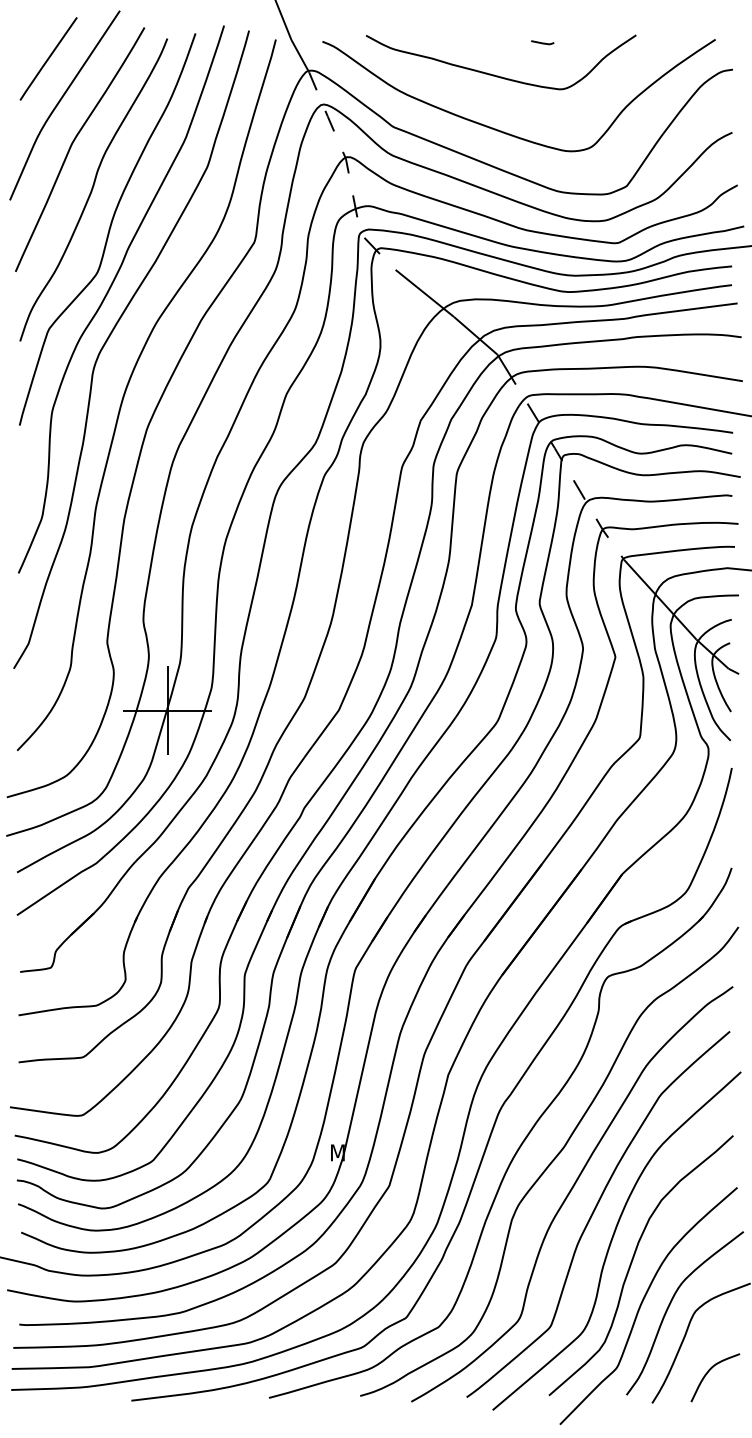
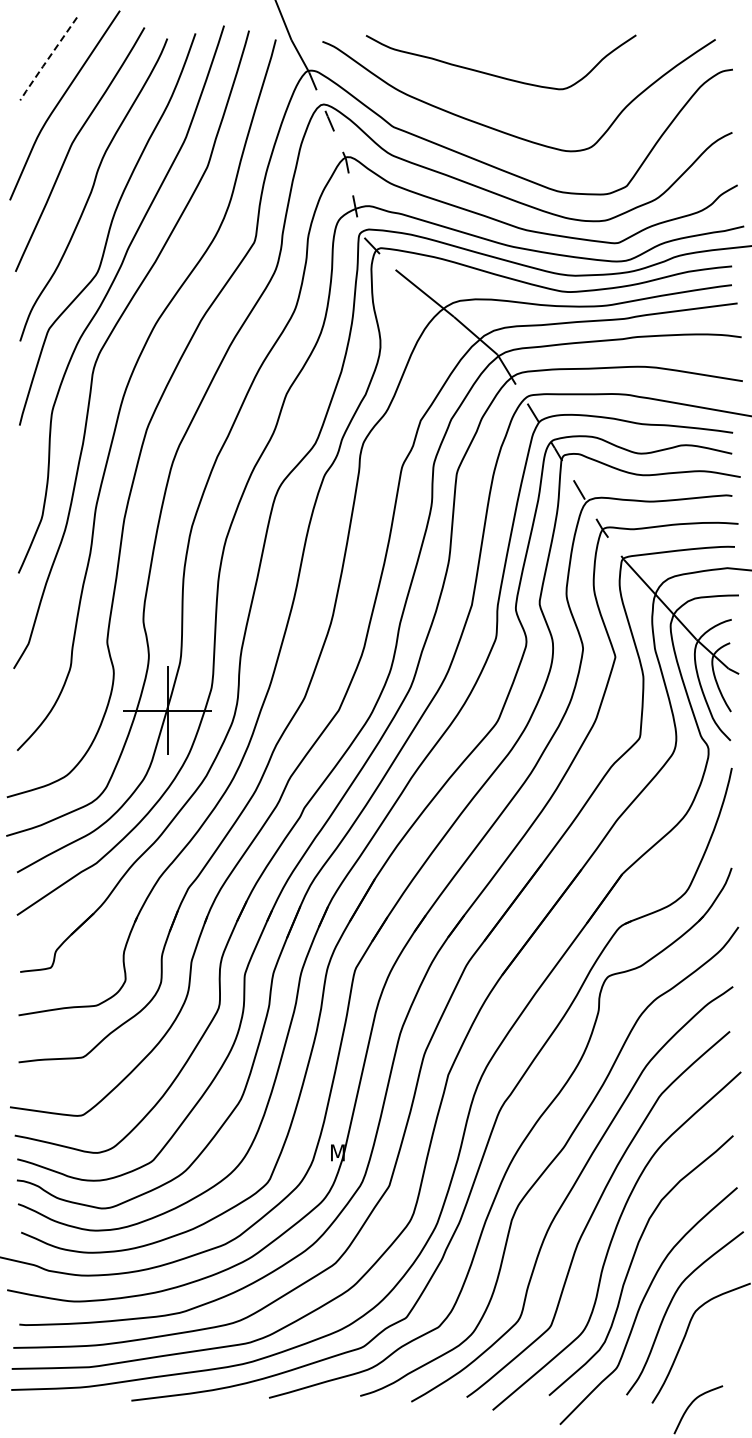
curve: present -> none (542, 42)
line: solid -> dashed (47, 59)
curve position: (709, 1371) -> (692, 1403) (692, 1403)
